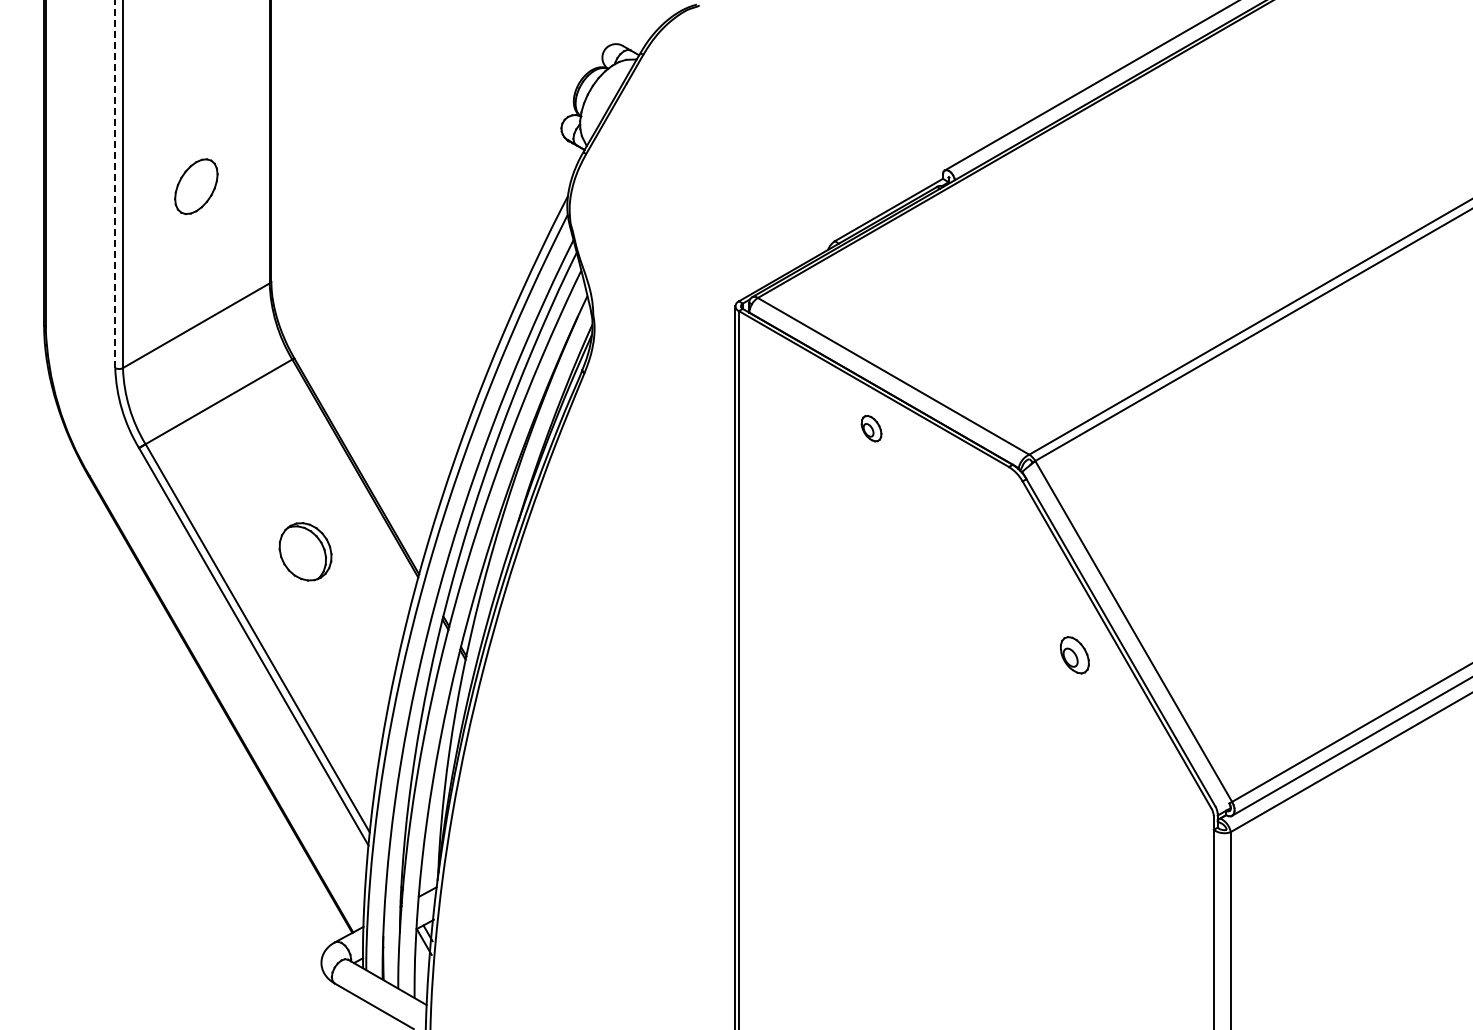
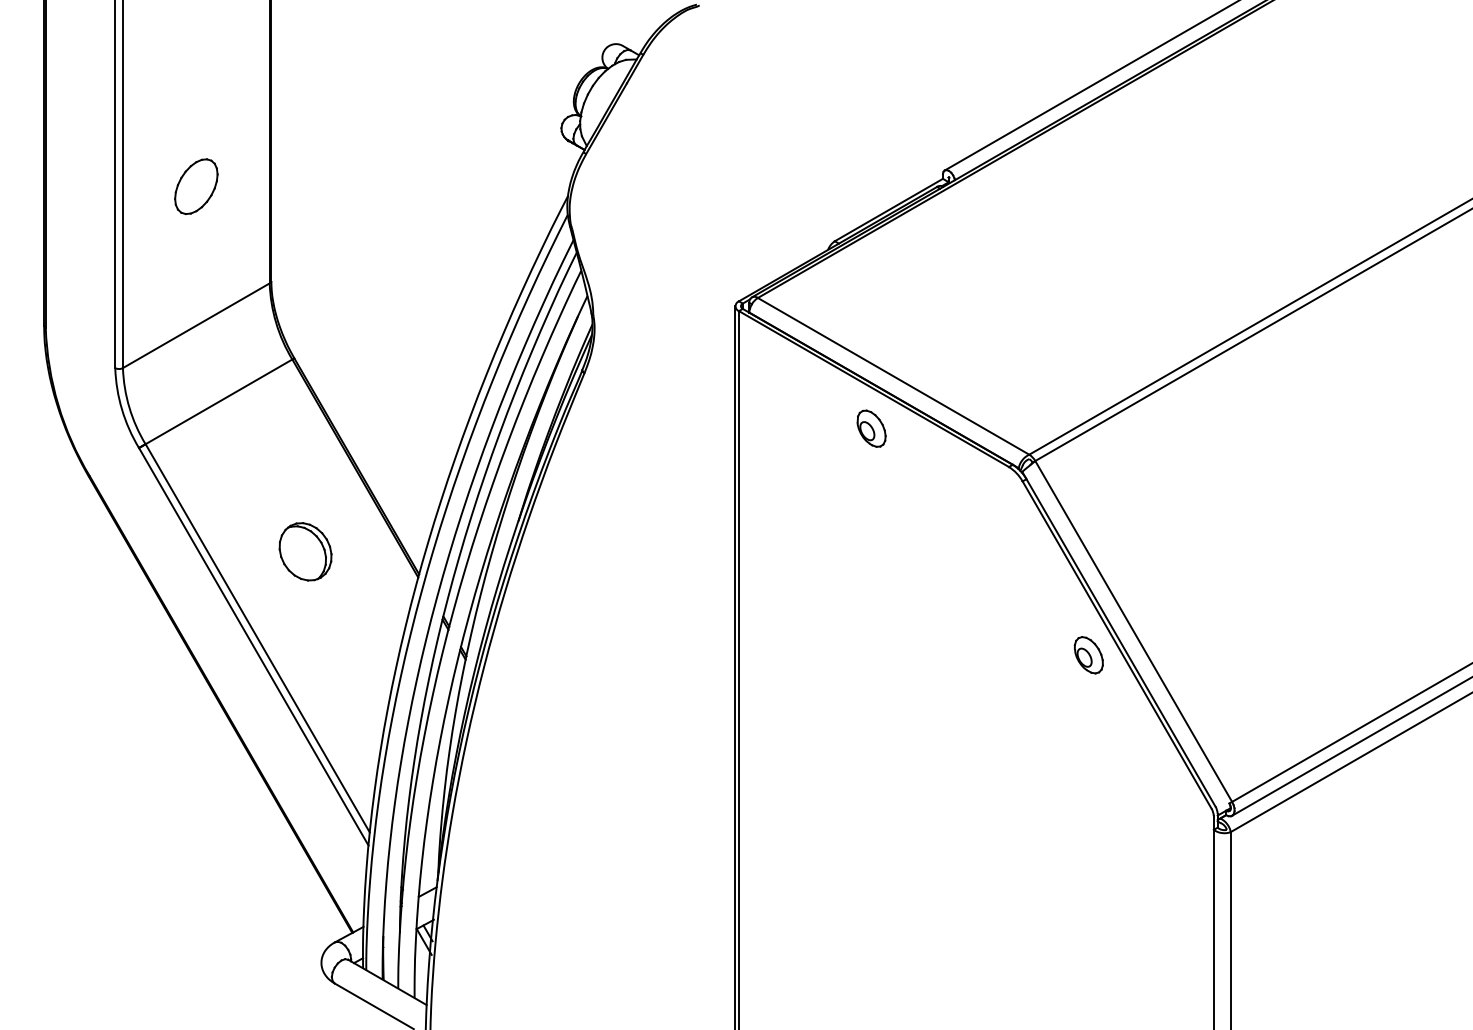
line: dashed -> solid (115, 184)
part size: 23x28 px -> 31x39 px (871, 428)
part position: (1074, 655) -> (1088, 655) (1088, 655)
